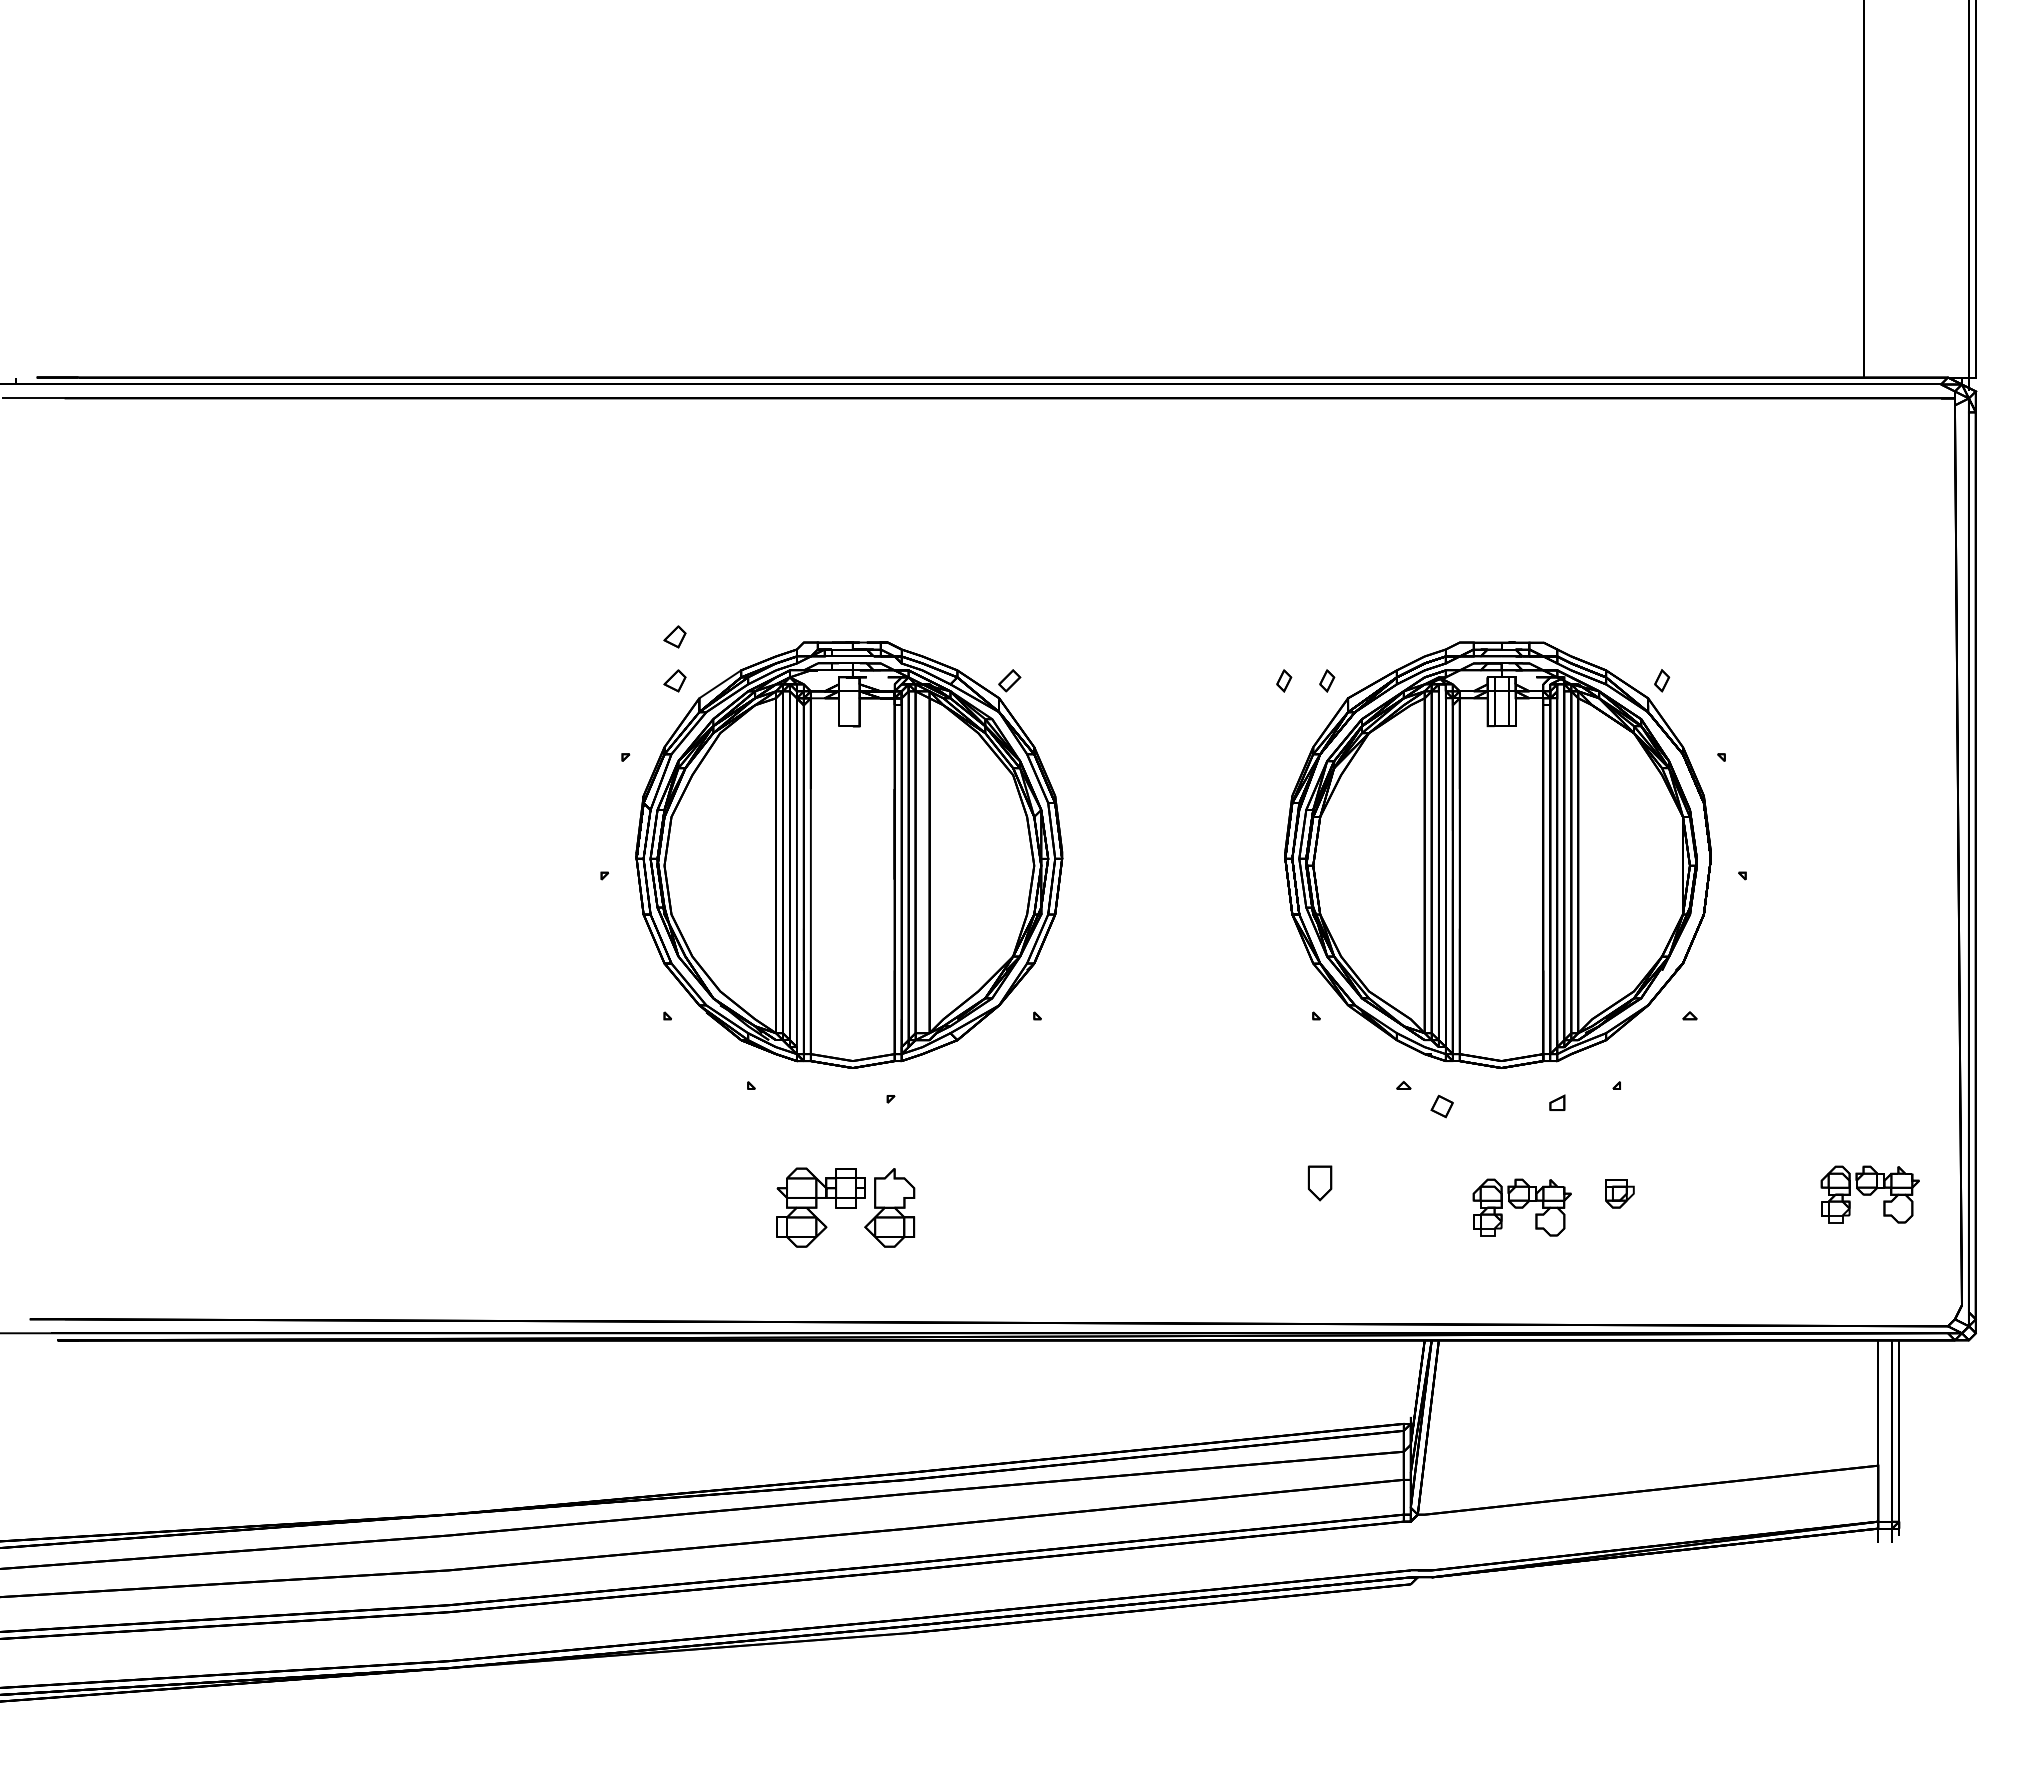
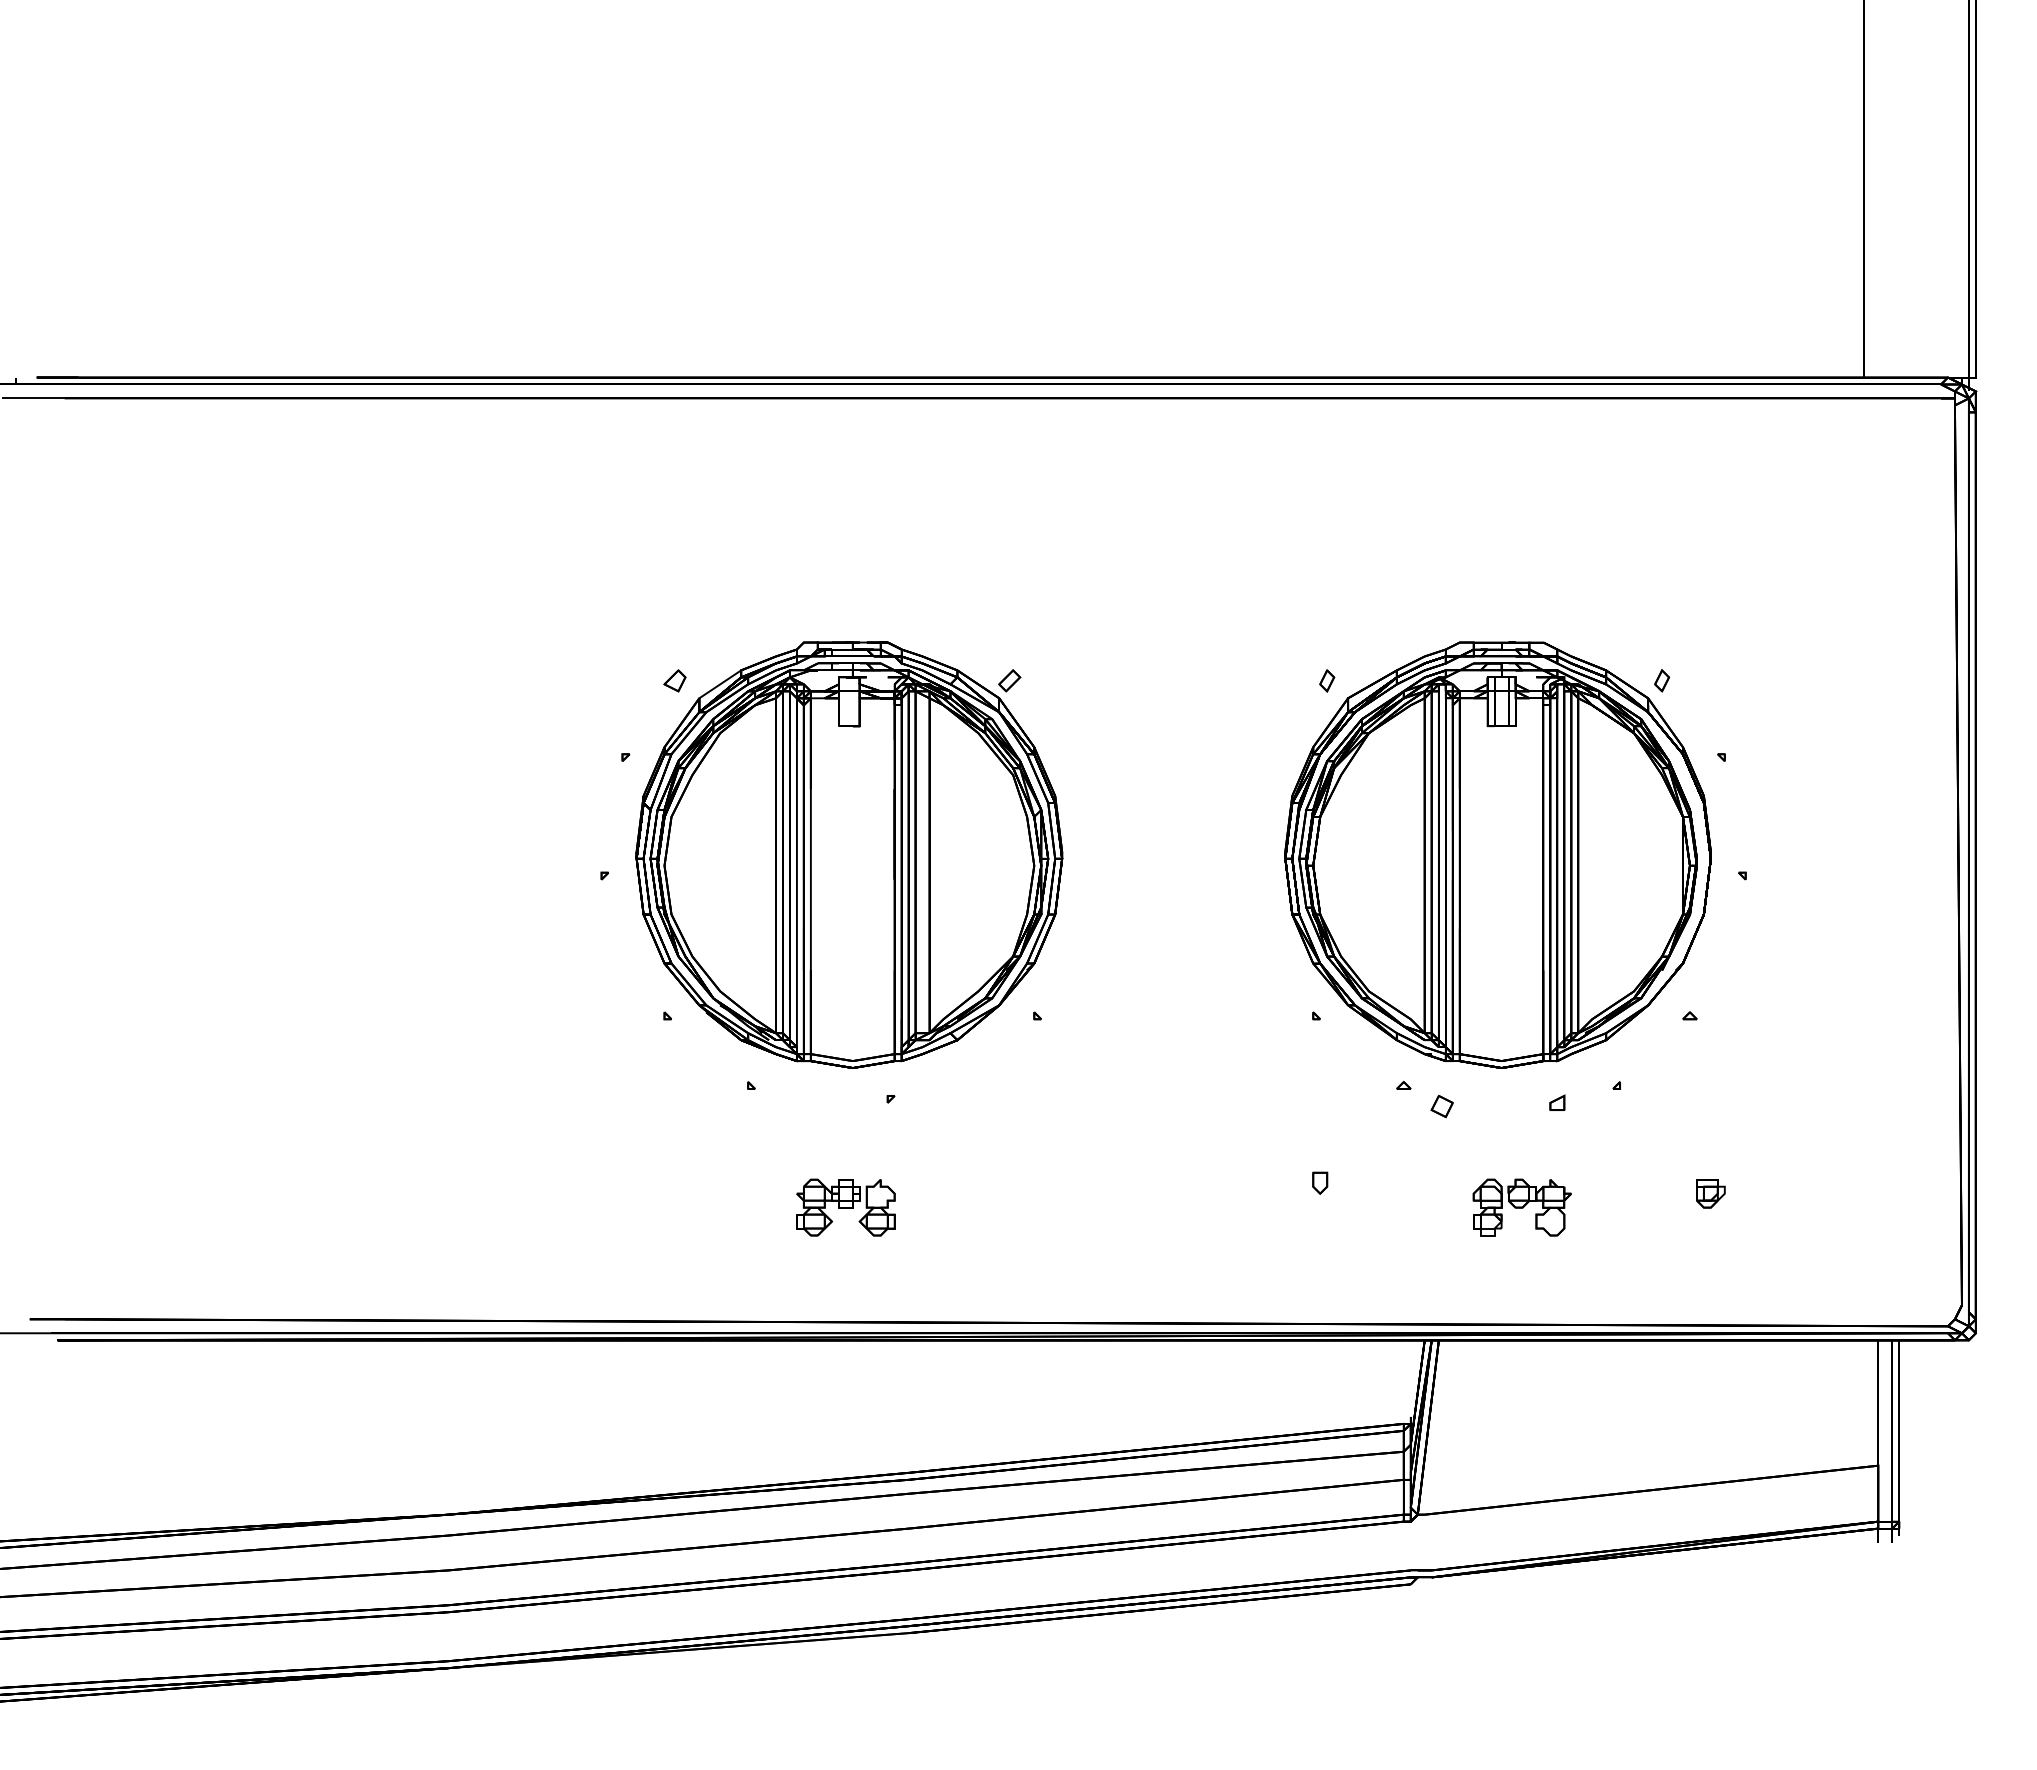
part: present -> none (674, 636)
part: present -> none (1284, 680)
part size: 26x37 px -> 17x24 px (1320, 1182)
part position: (1619, 1193) -> (1710, 1193) (1710, 1193)
part: present -> none (1869, 1194)
part size: 140x81 px -> 100x59 px (845, 1207)
